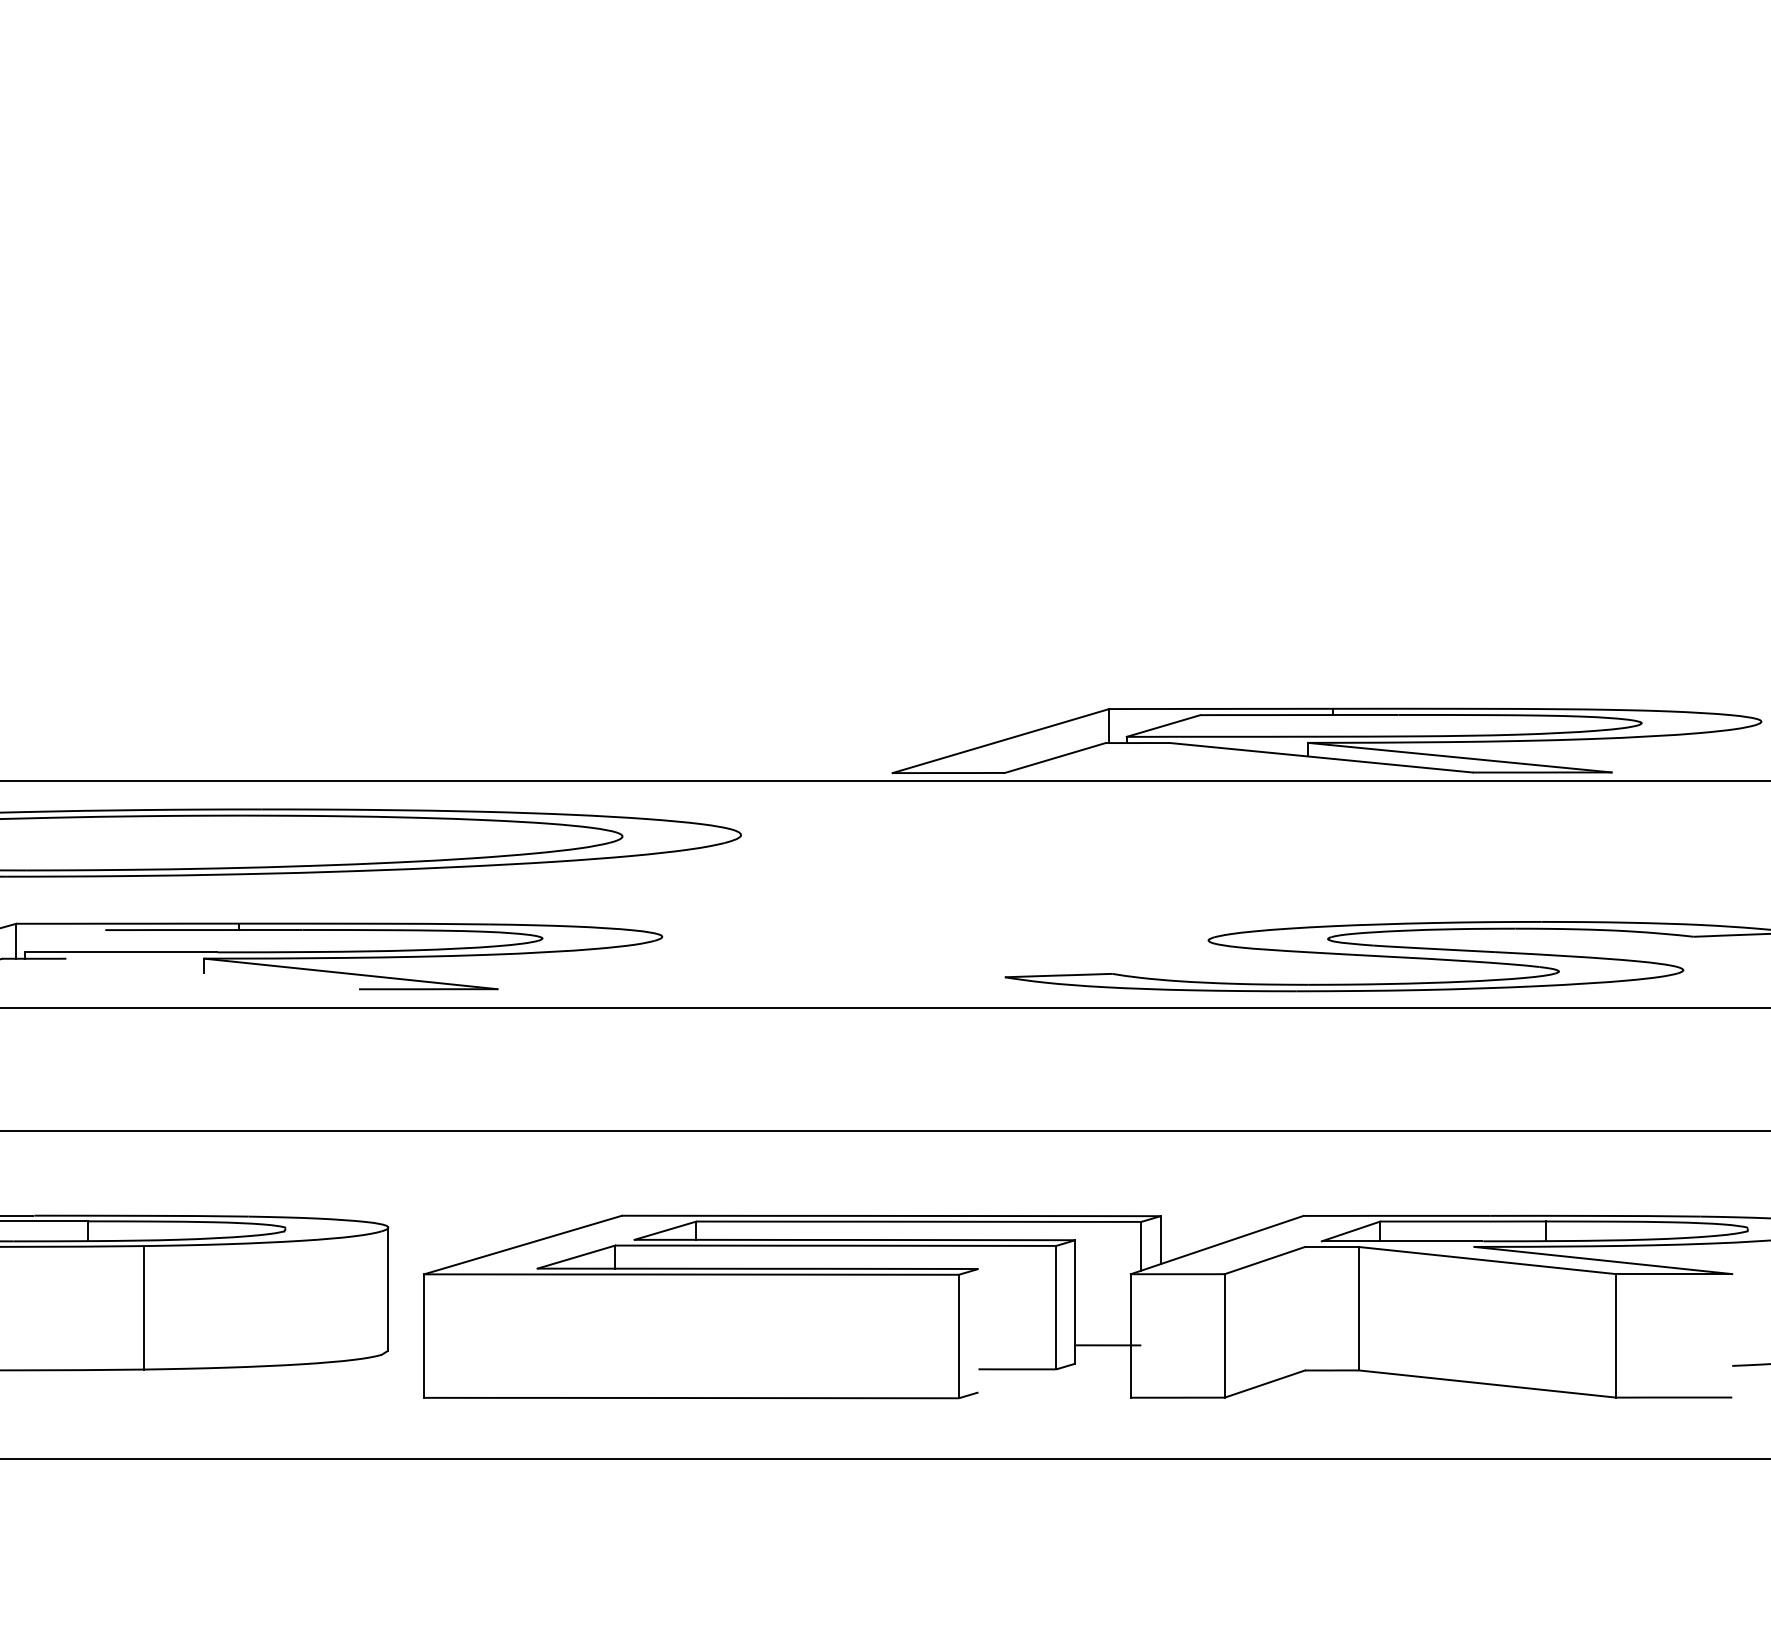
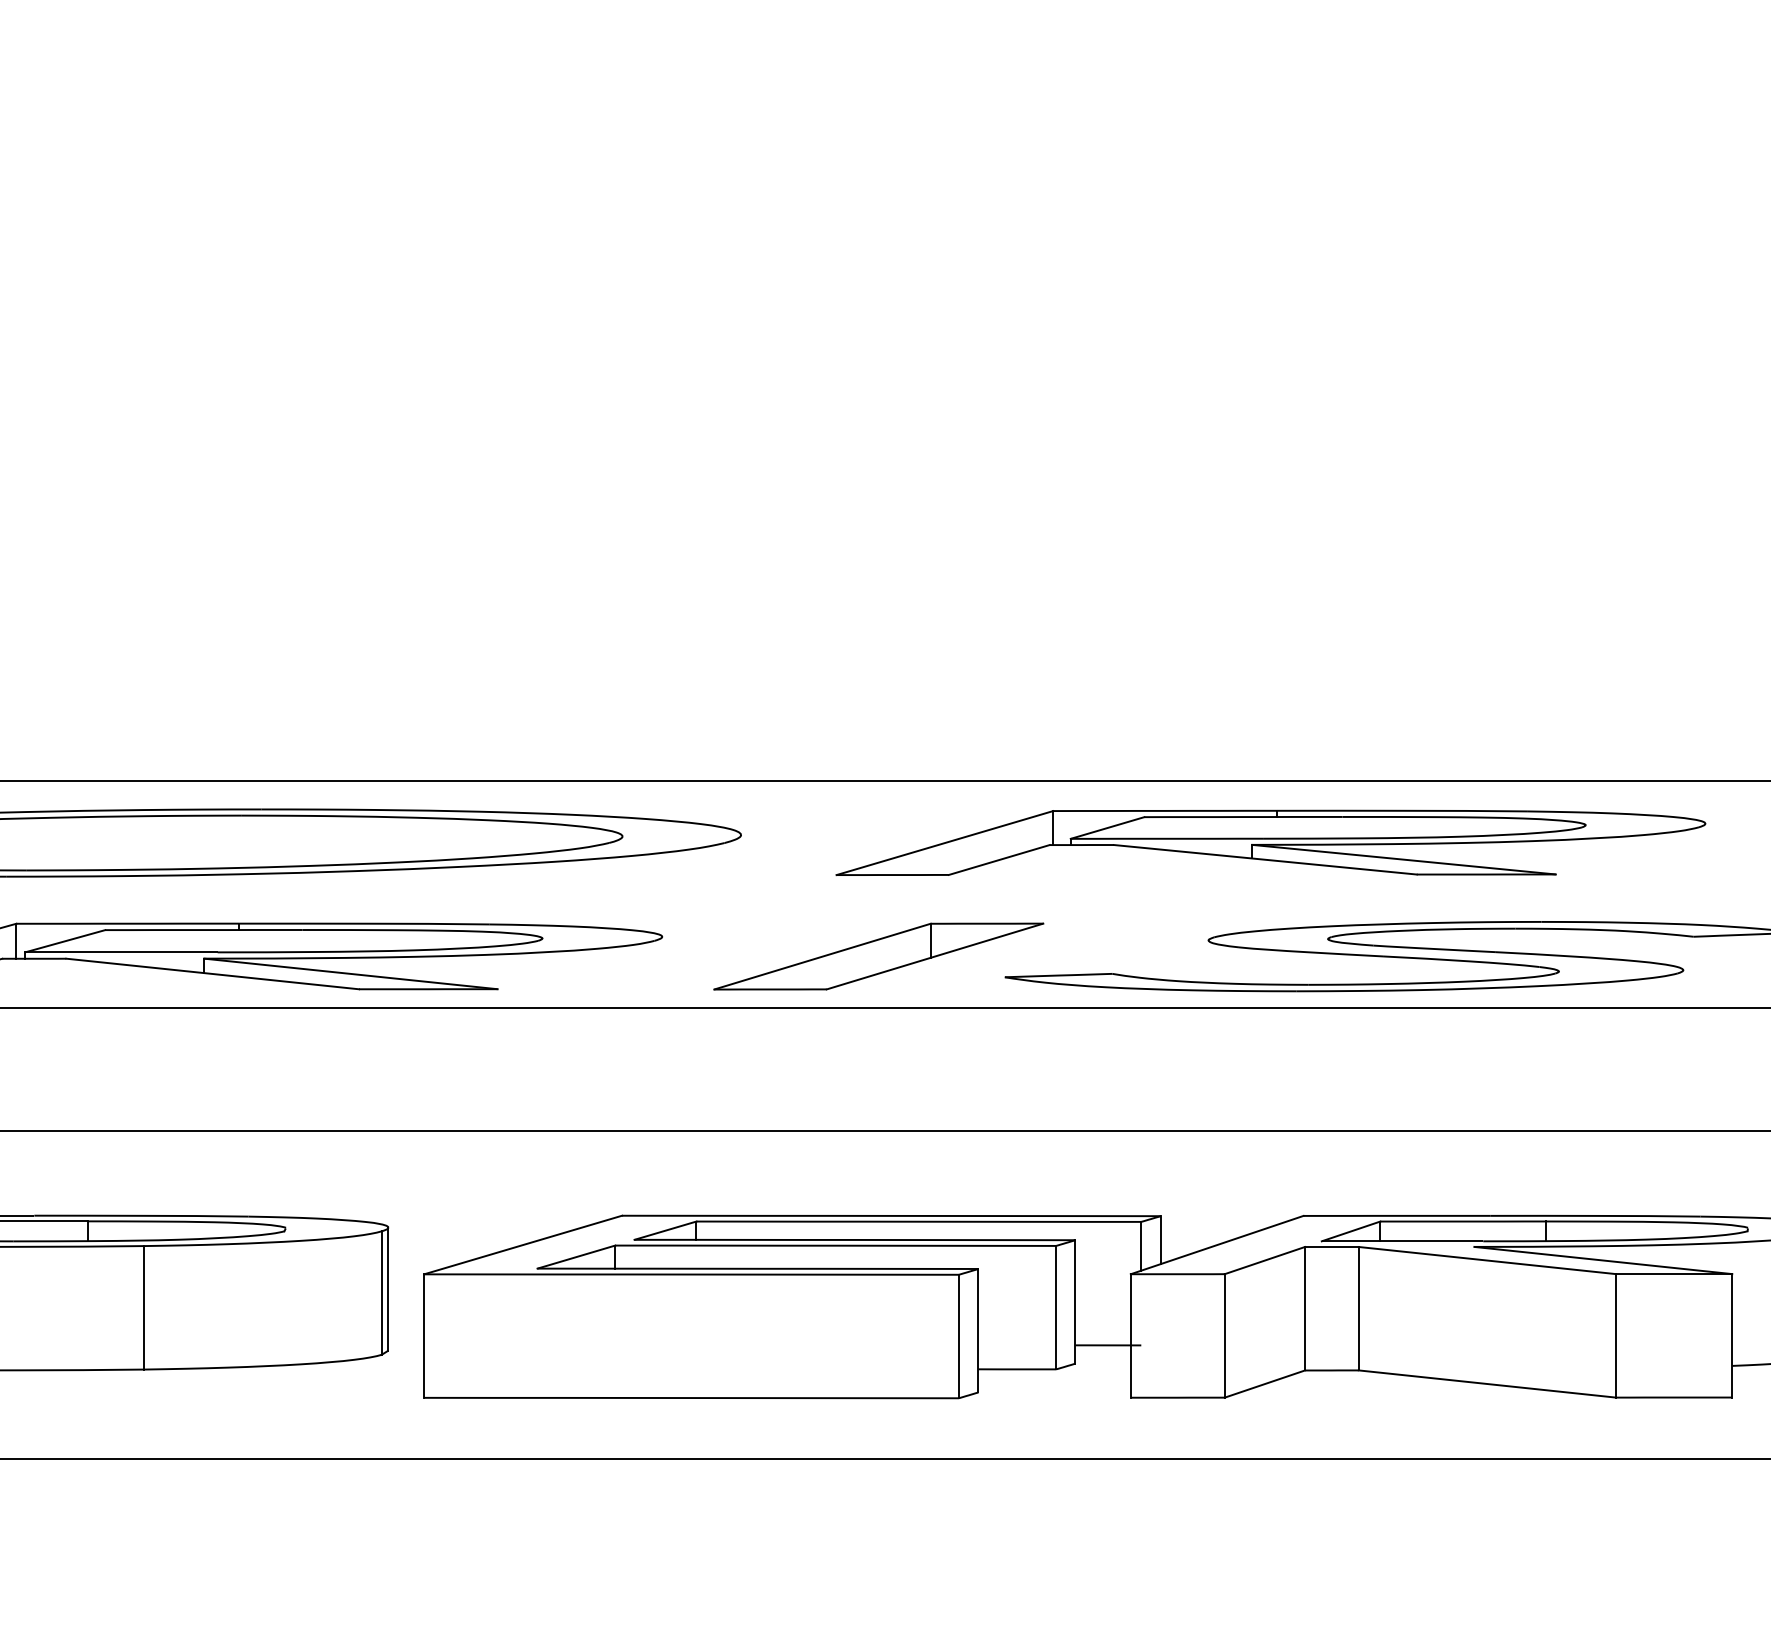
part position: (1326, 740) -> (1270, 842) (1270, 842)
line: none -> present (65, 941)
part: none -> present (878, 956)
line: none -> present (212, 973)
line: none -> present (381, 1292)
line: none -> present (1305, 1308)
line: none -> present (978, 1330)
line: none -> present (1732, 1335)
